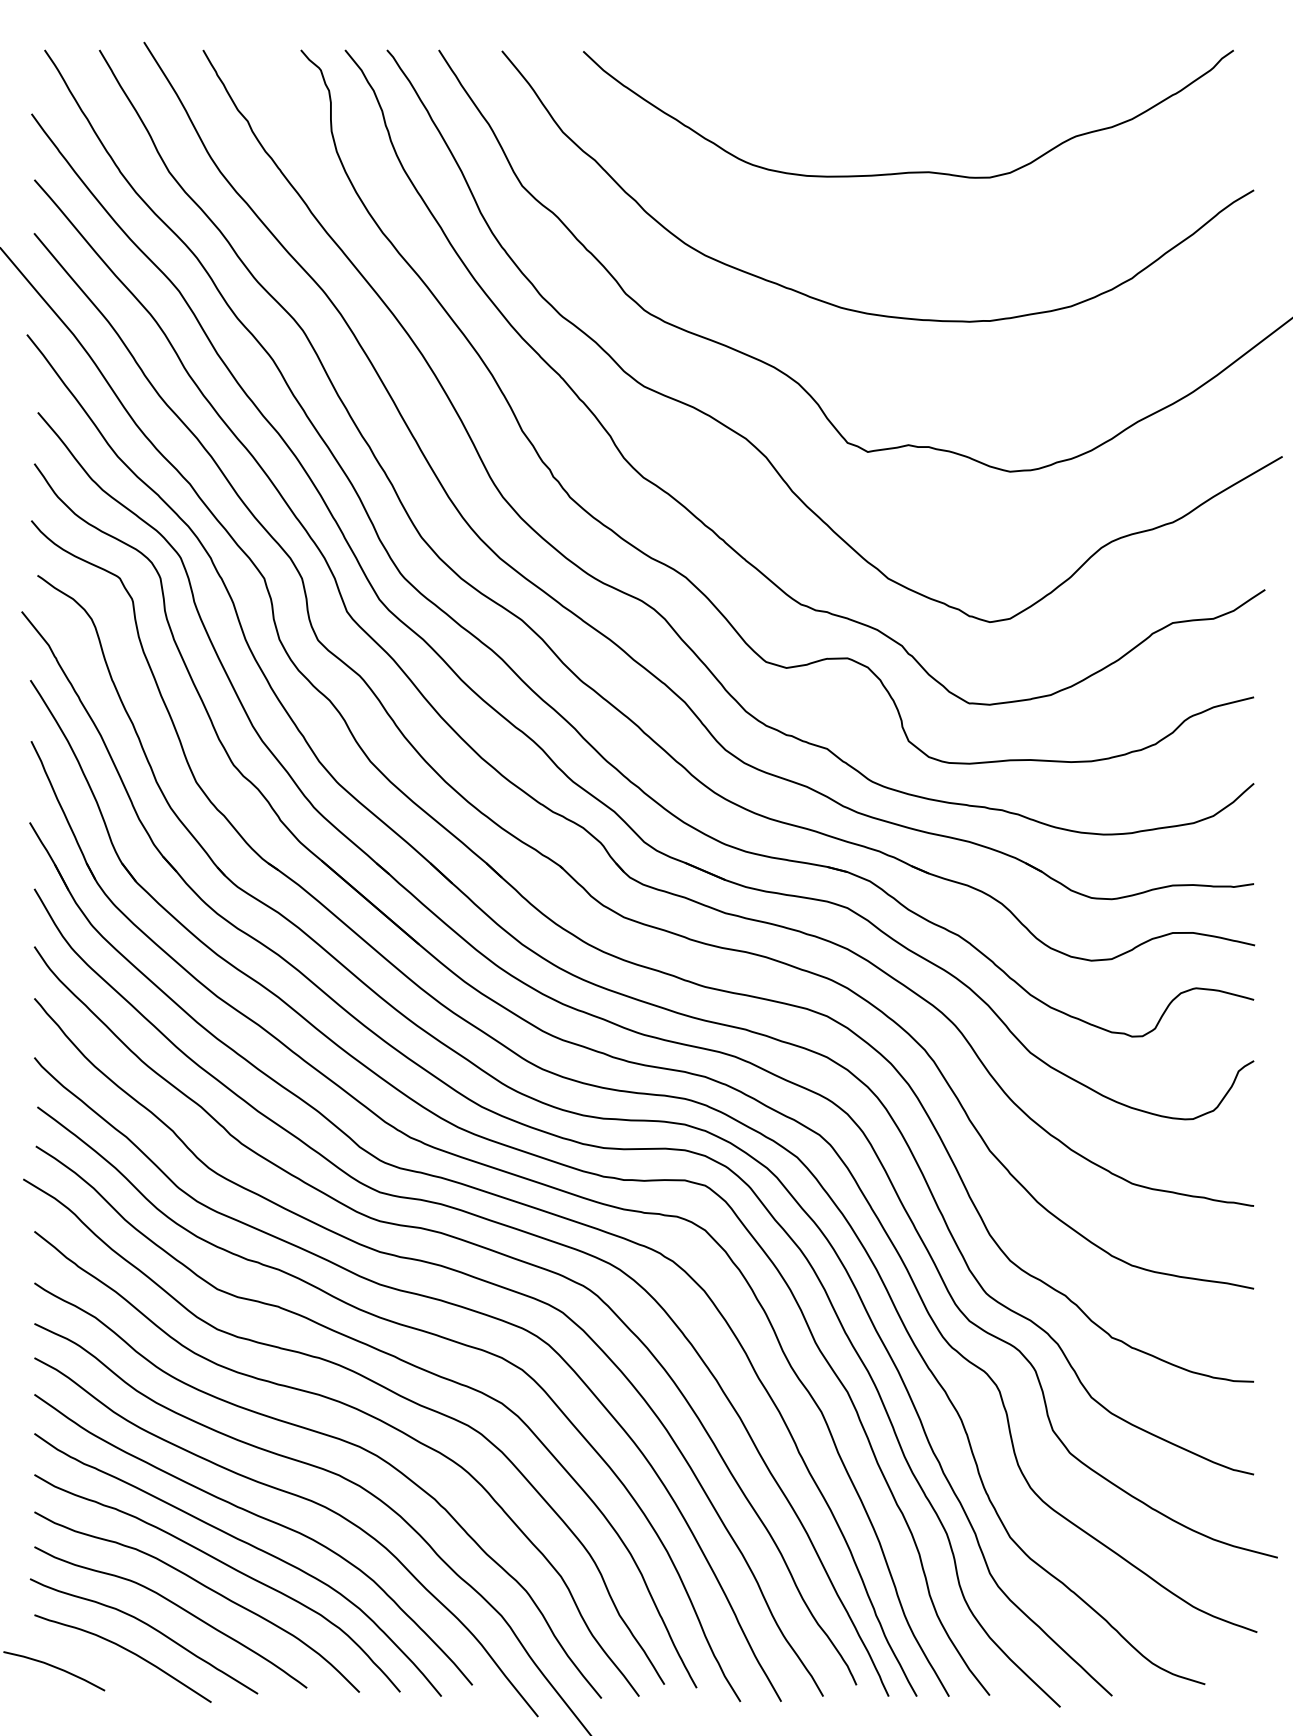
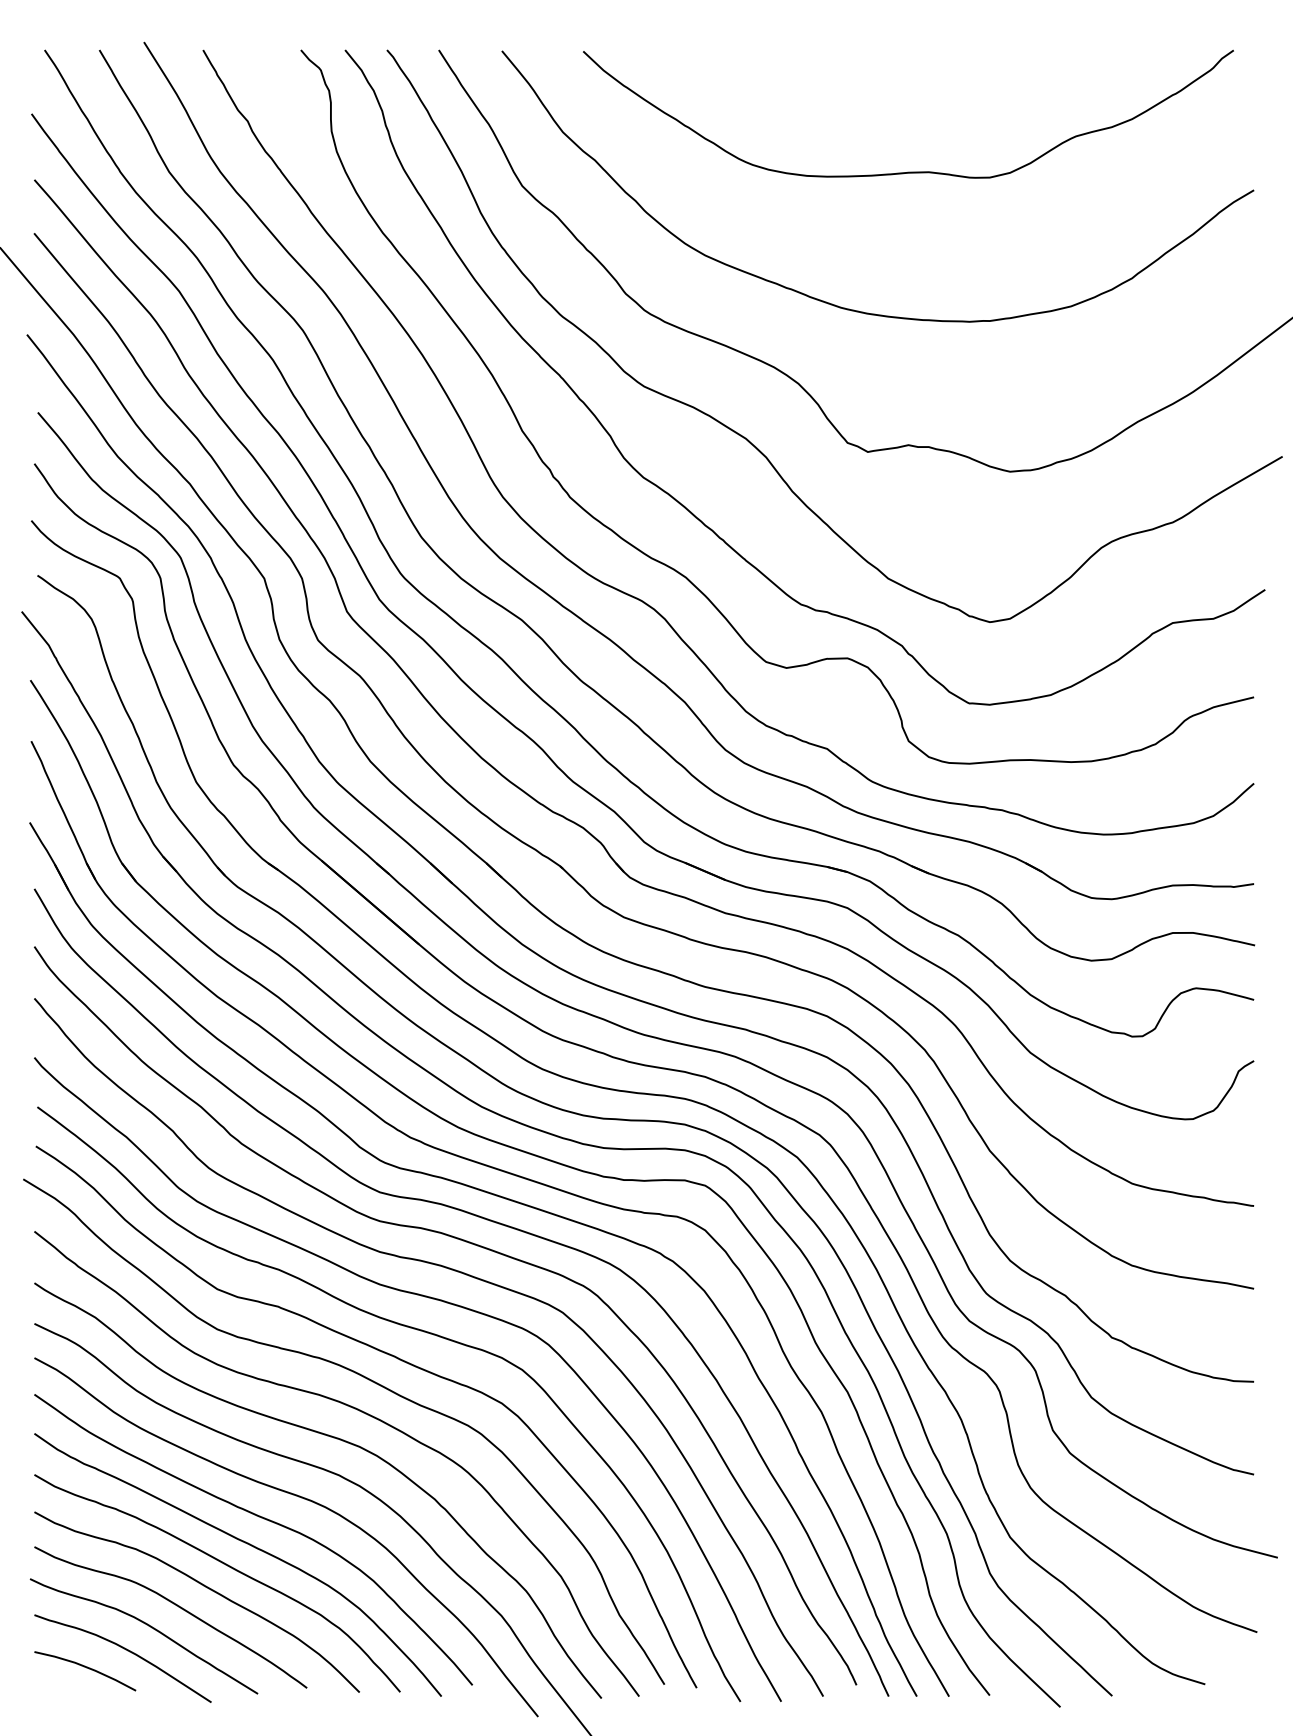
curve position: (55, 1668) -> (86, 1668) (86, 1668)
